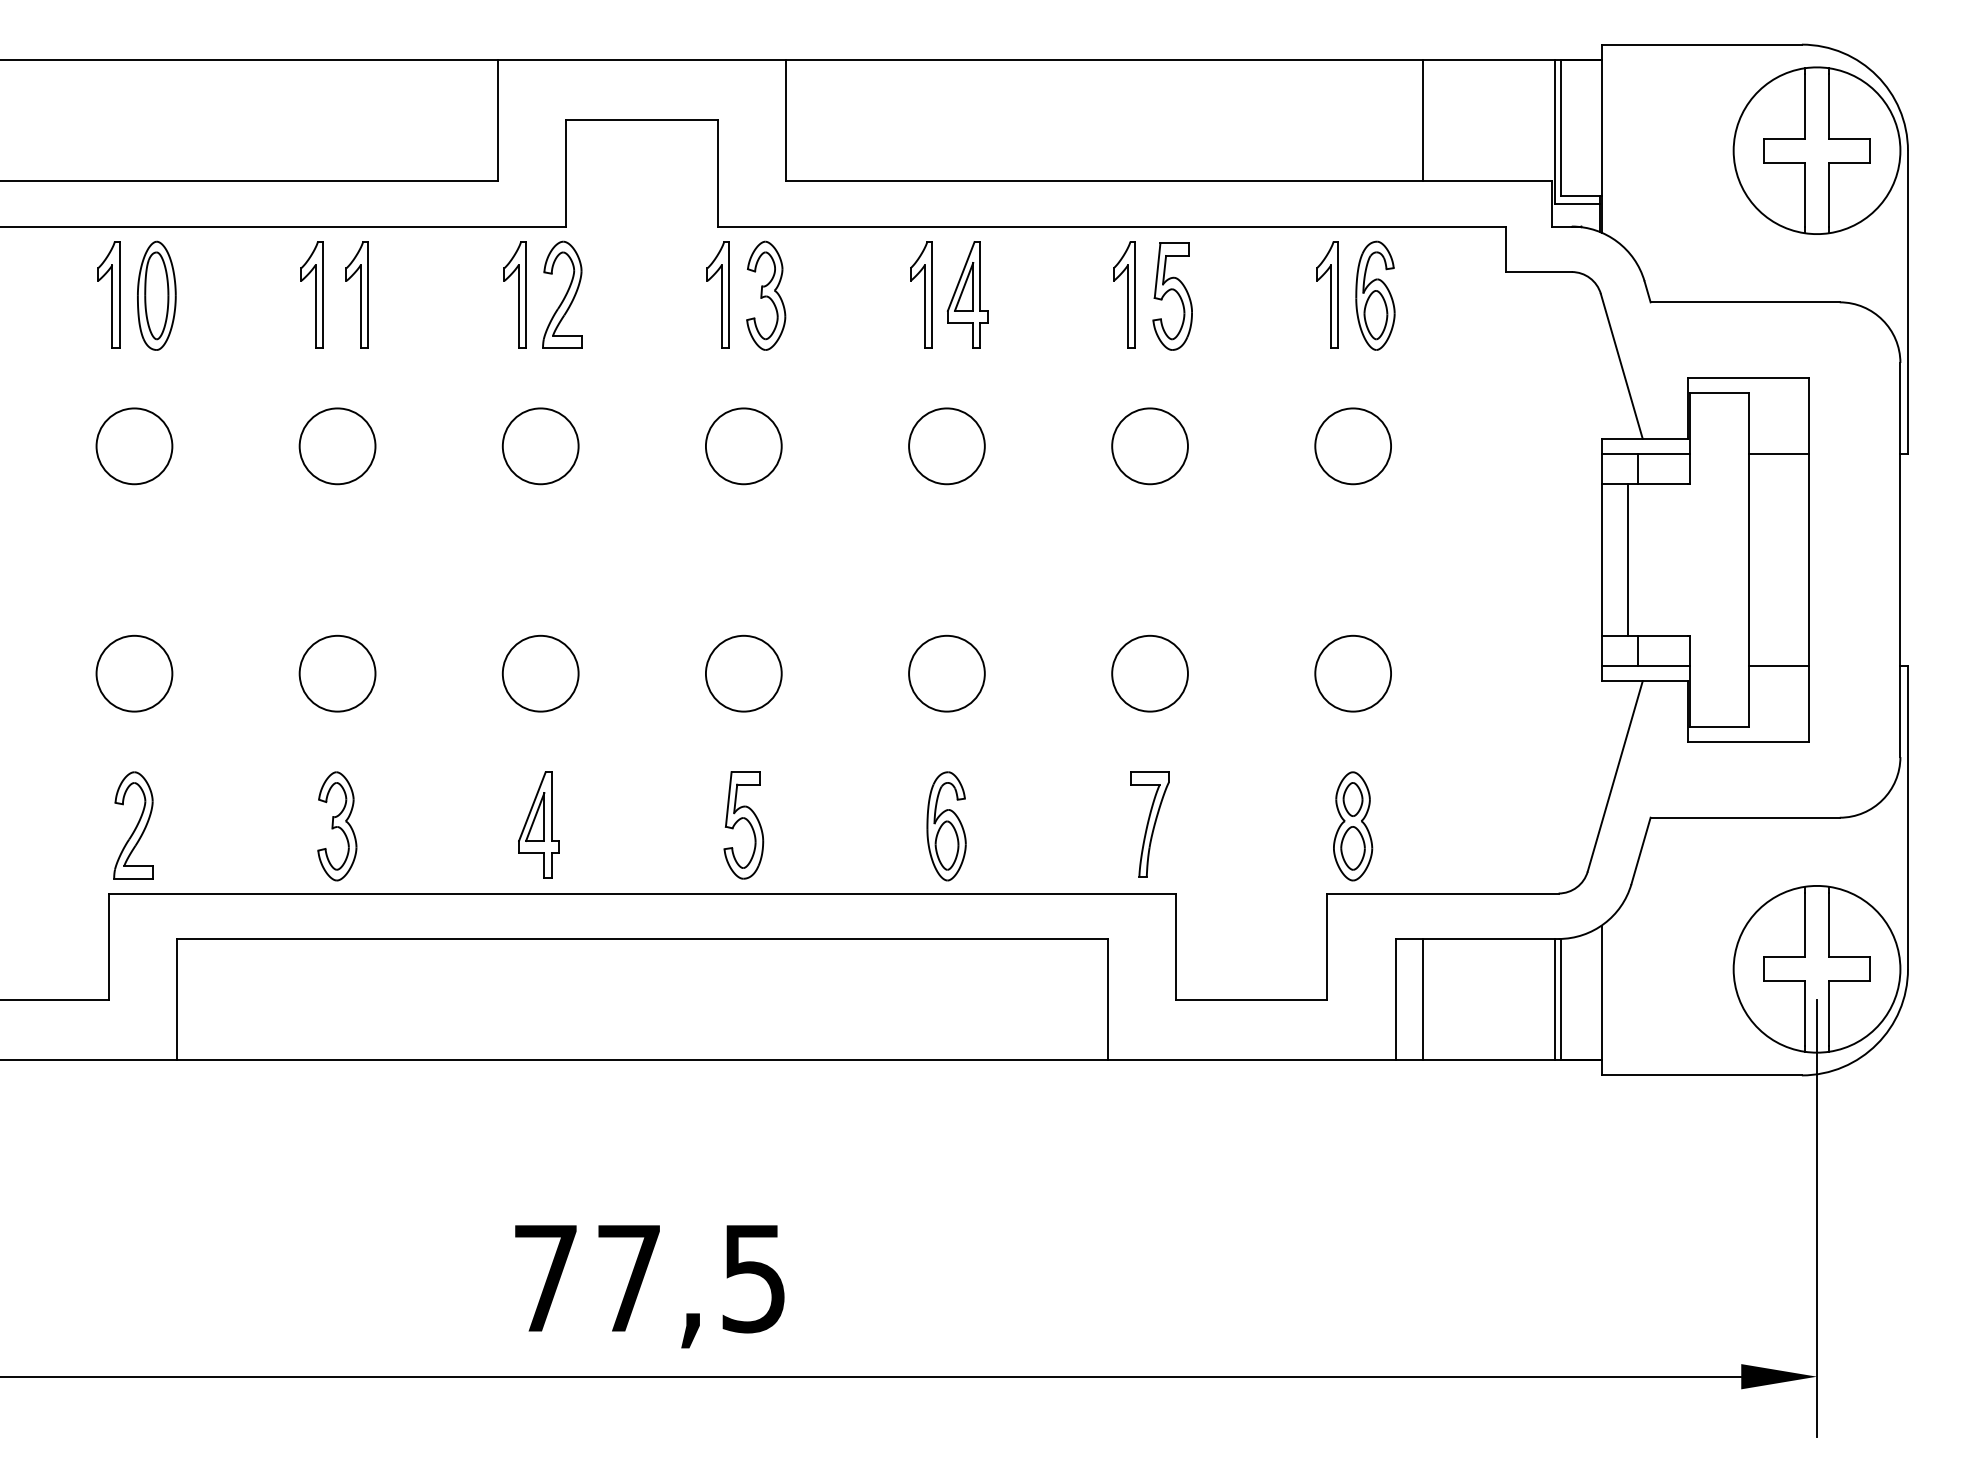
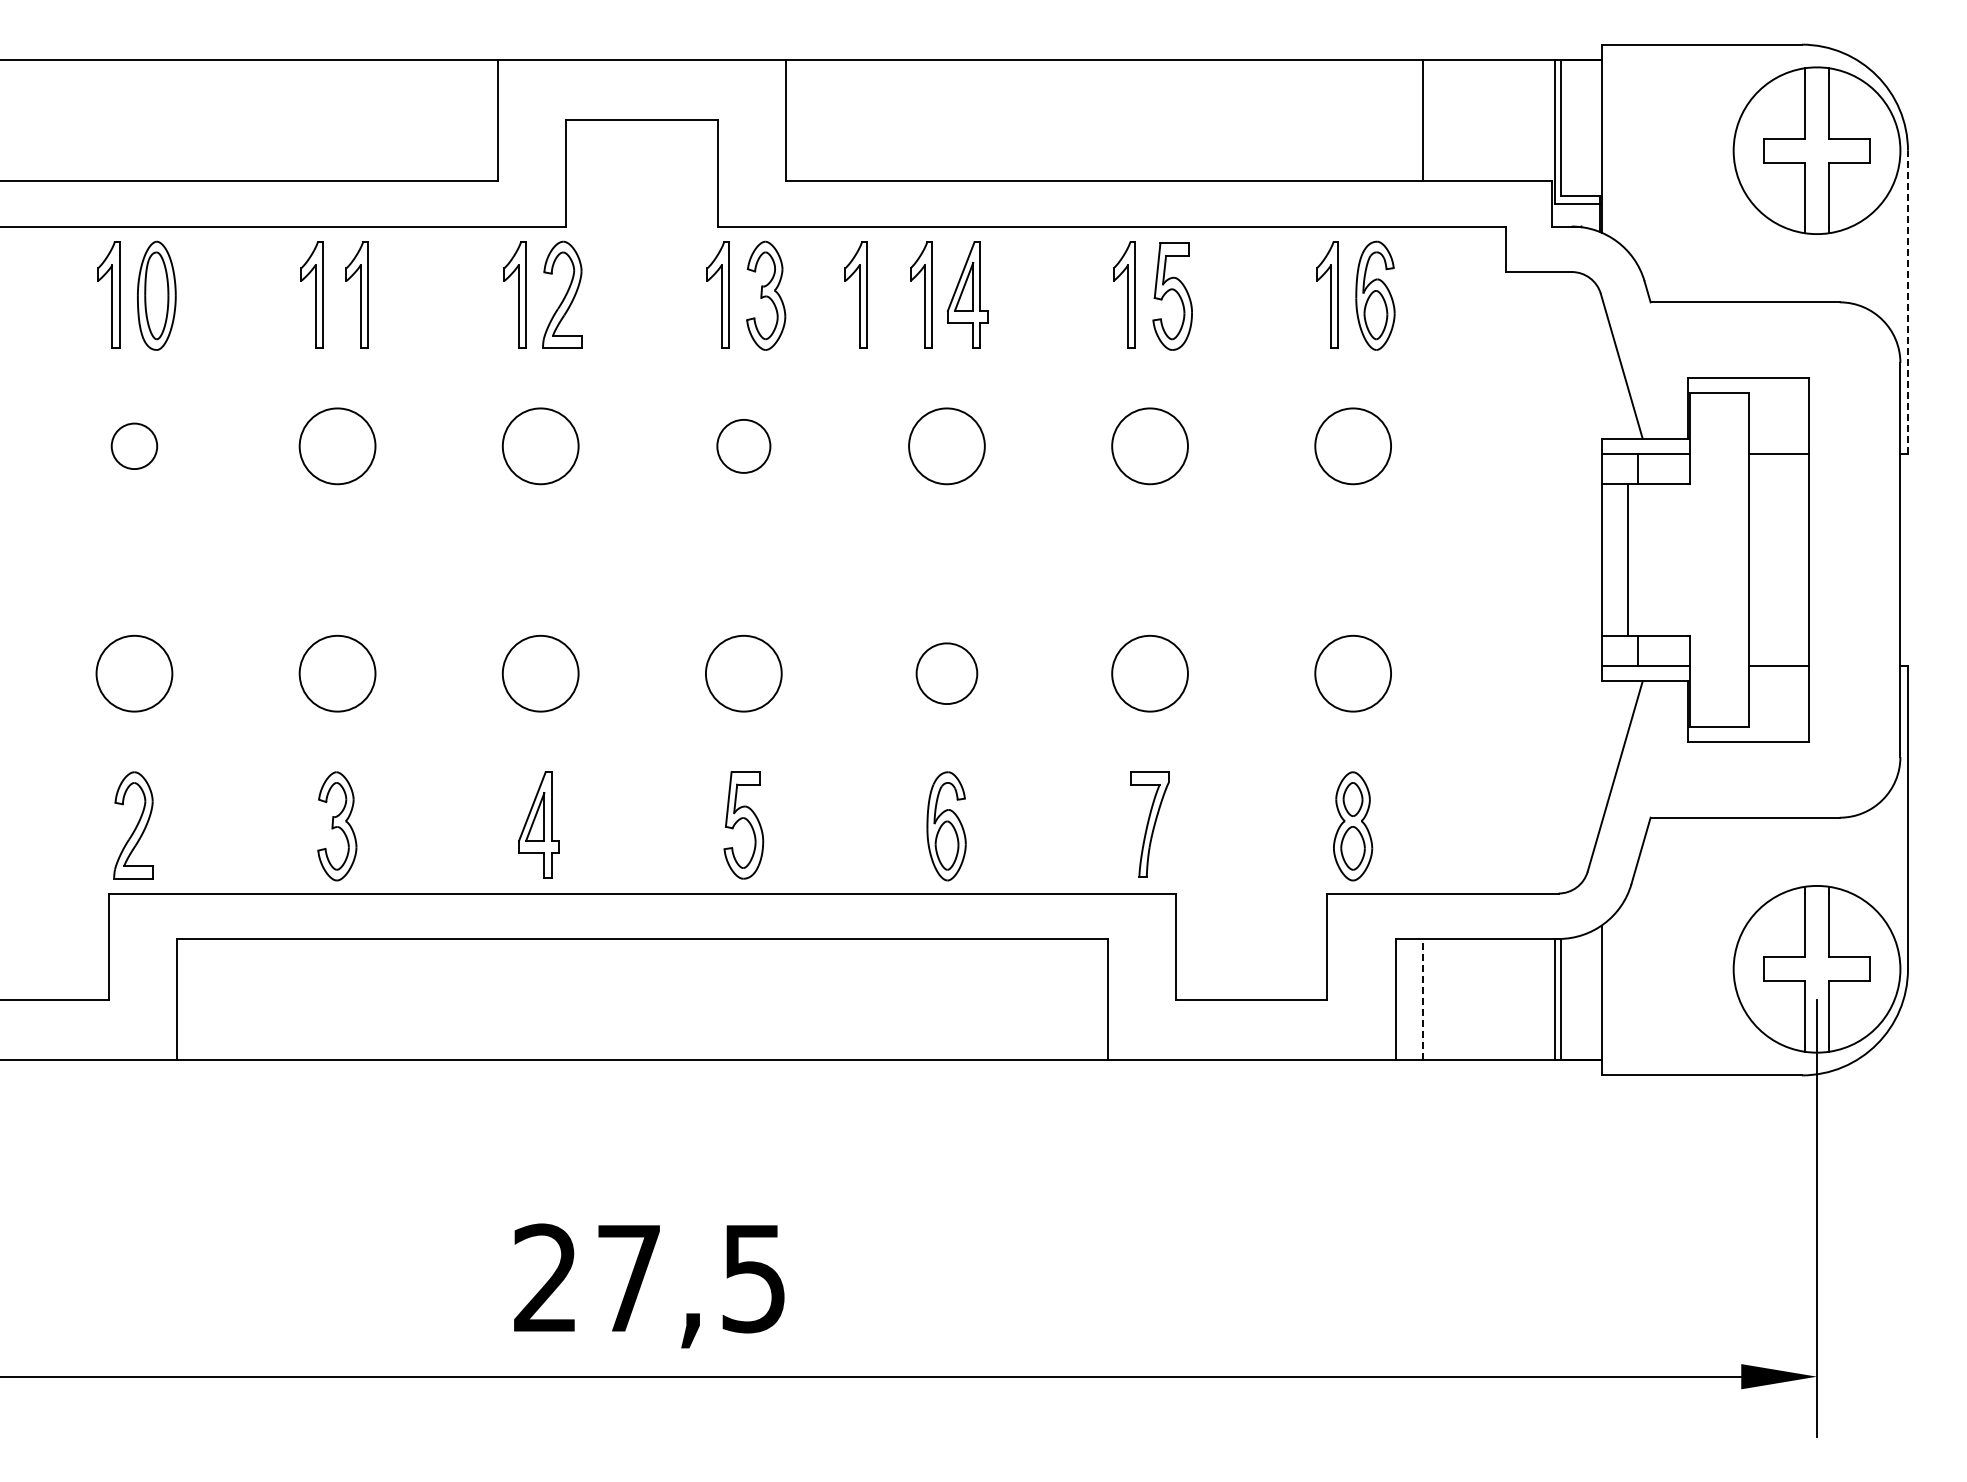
part: none -> present (855, 294)
line: solid -> dashed (1907, 302)
circle diameter: 76 px -> 45 px (134, 446)
circle size: 78x79 px -> 56x55 px (743, 446)
circle diameter: 76 px -> 61 px (946, 673)
line: solid -> dashed (1422, 999)
text: 77,5 -> 27,5 (545, 1277)
